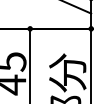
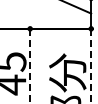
line: solid -> dashed (30, 66)
line: solid -> dashed (91, 66)
